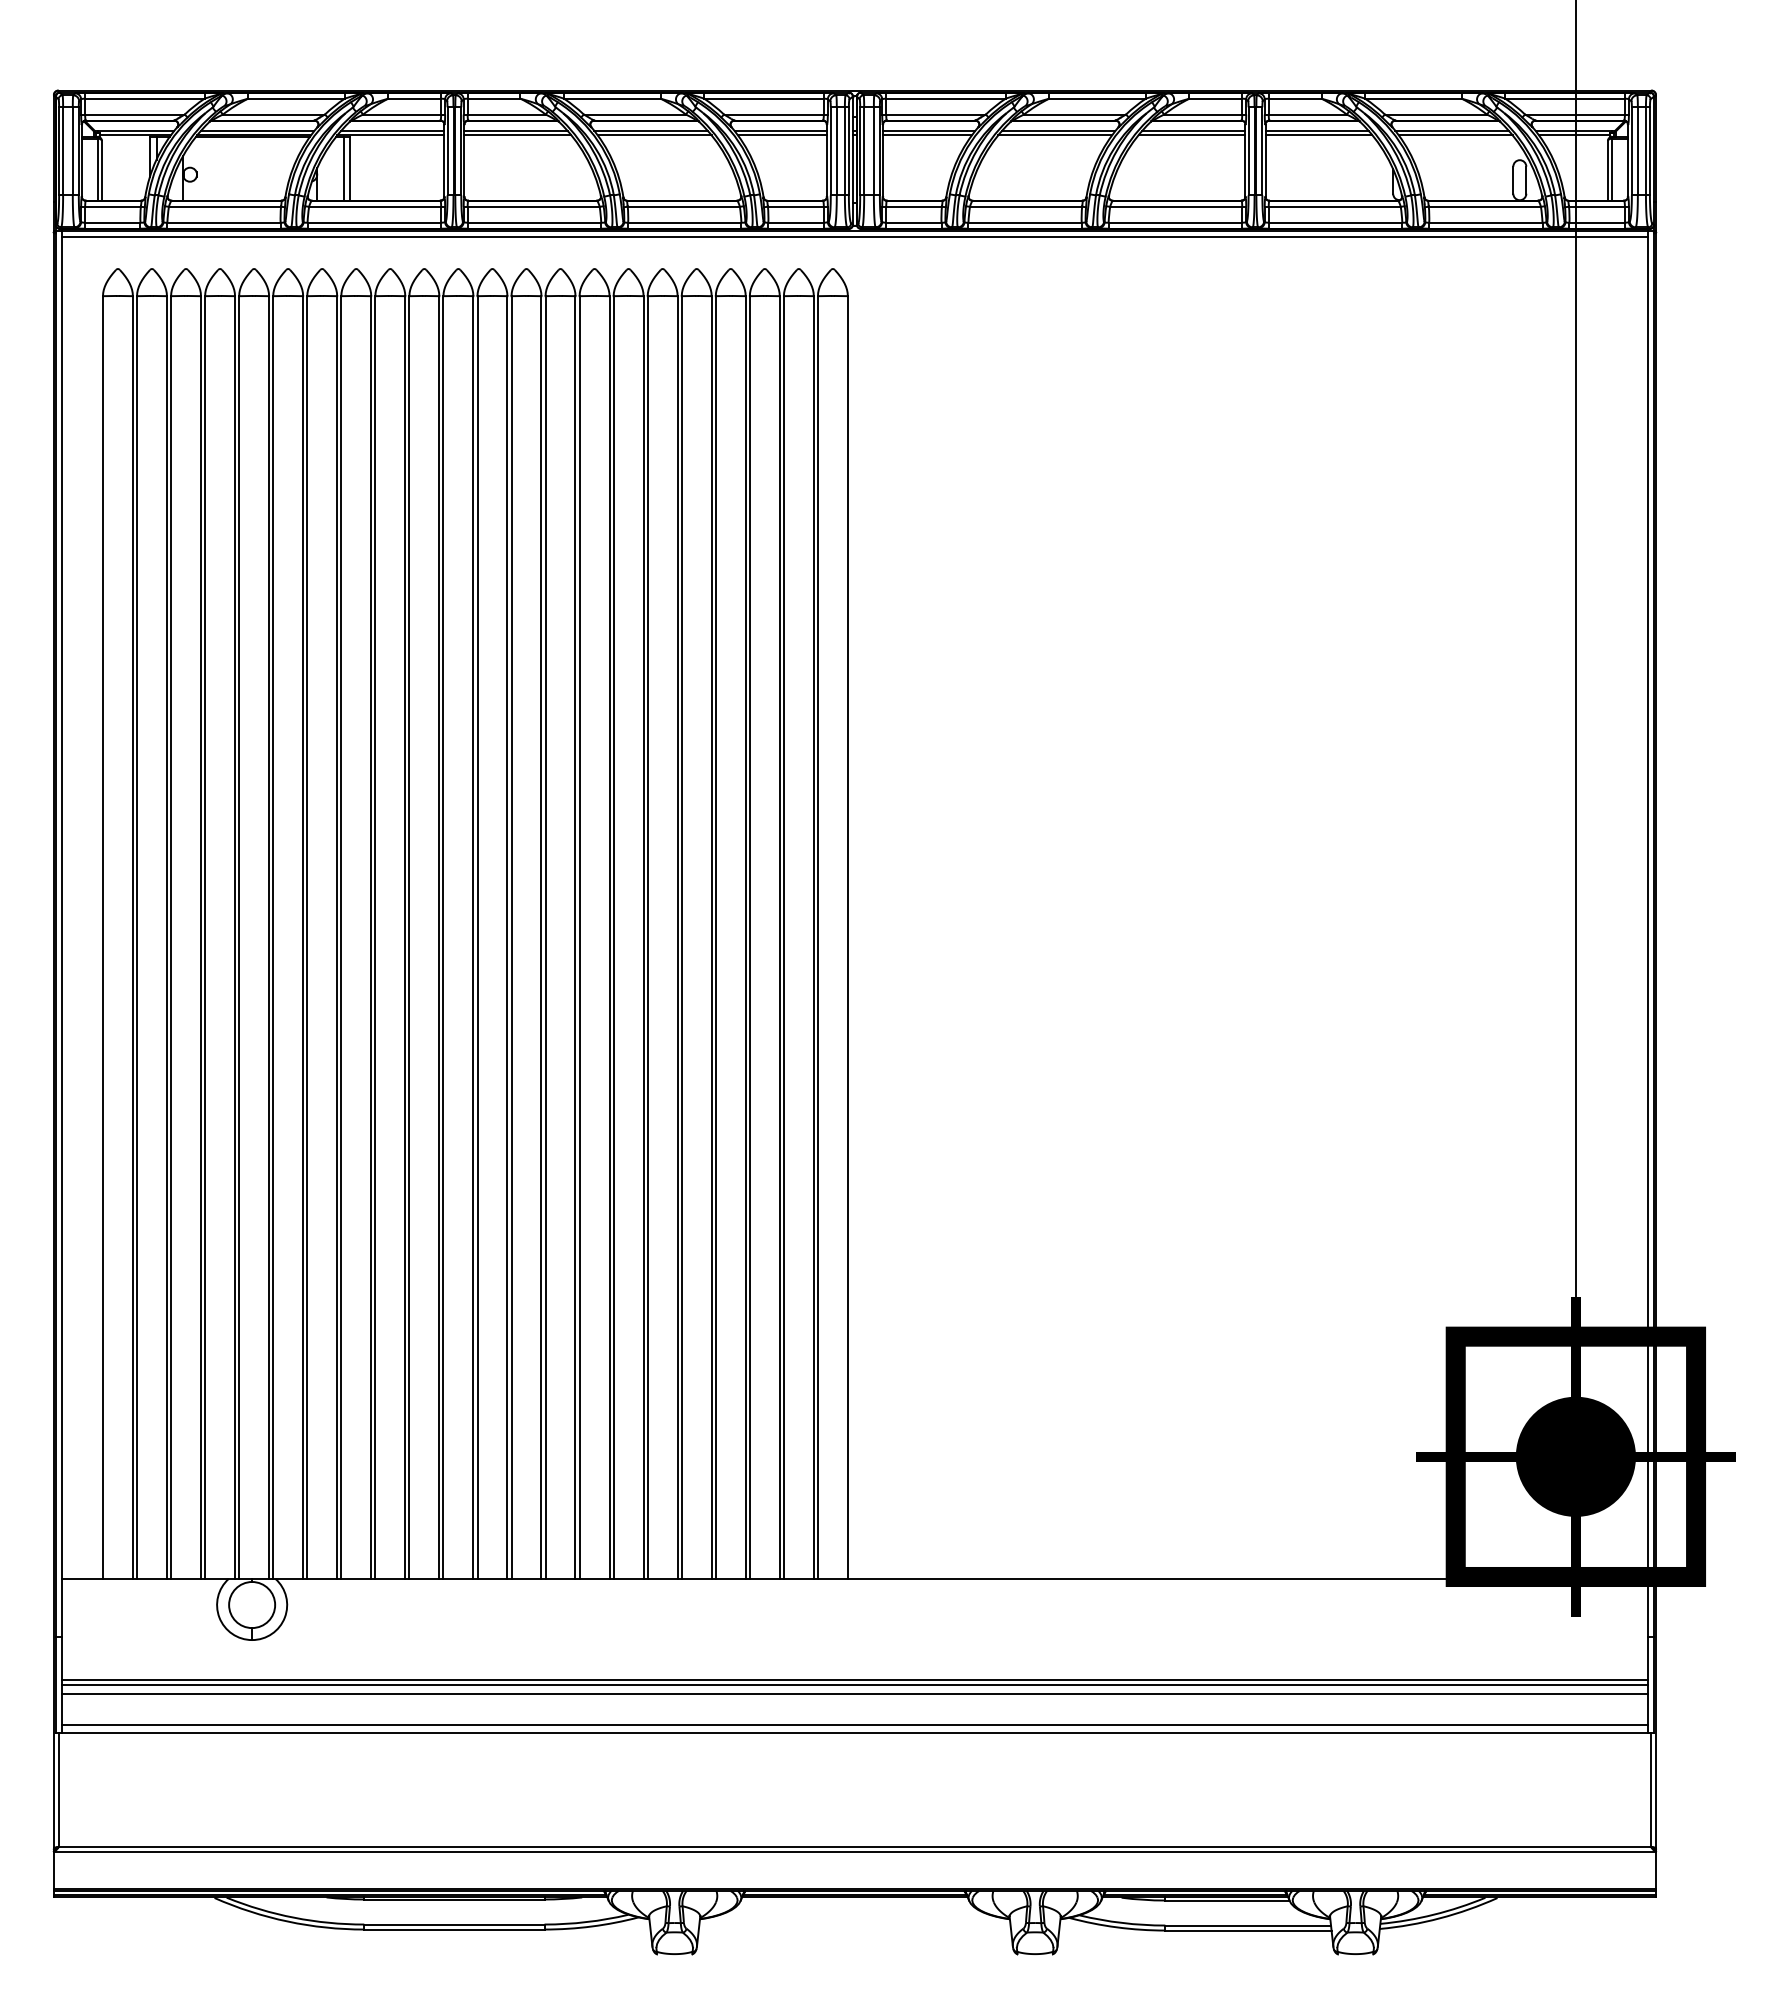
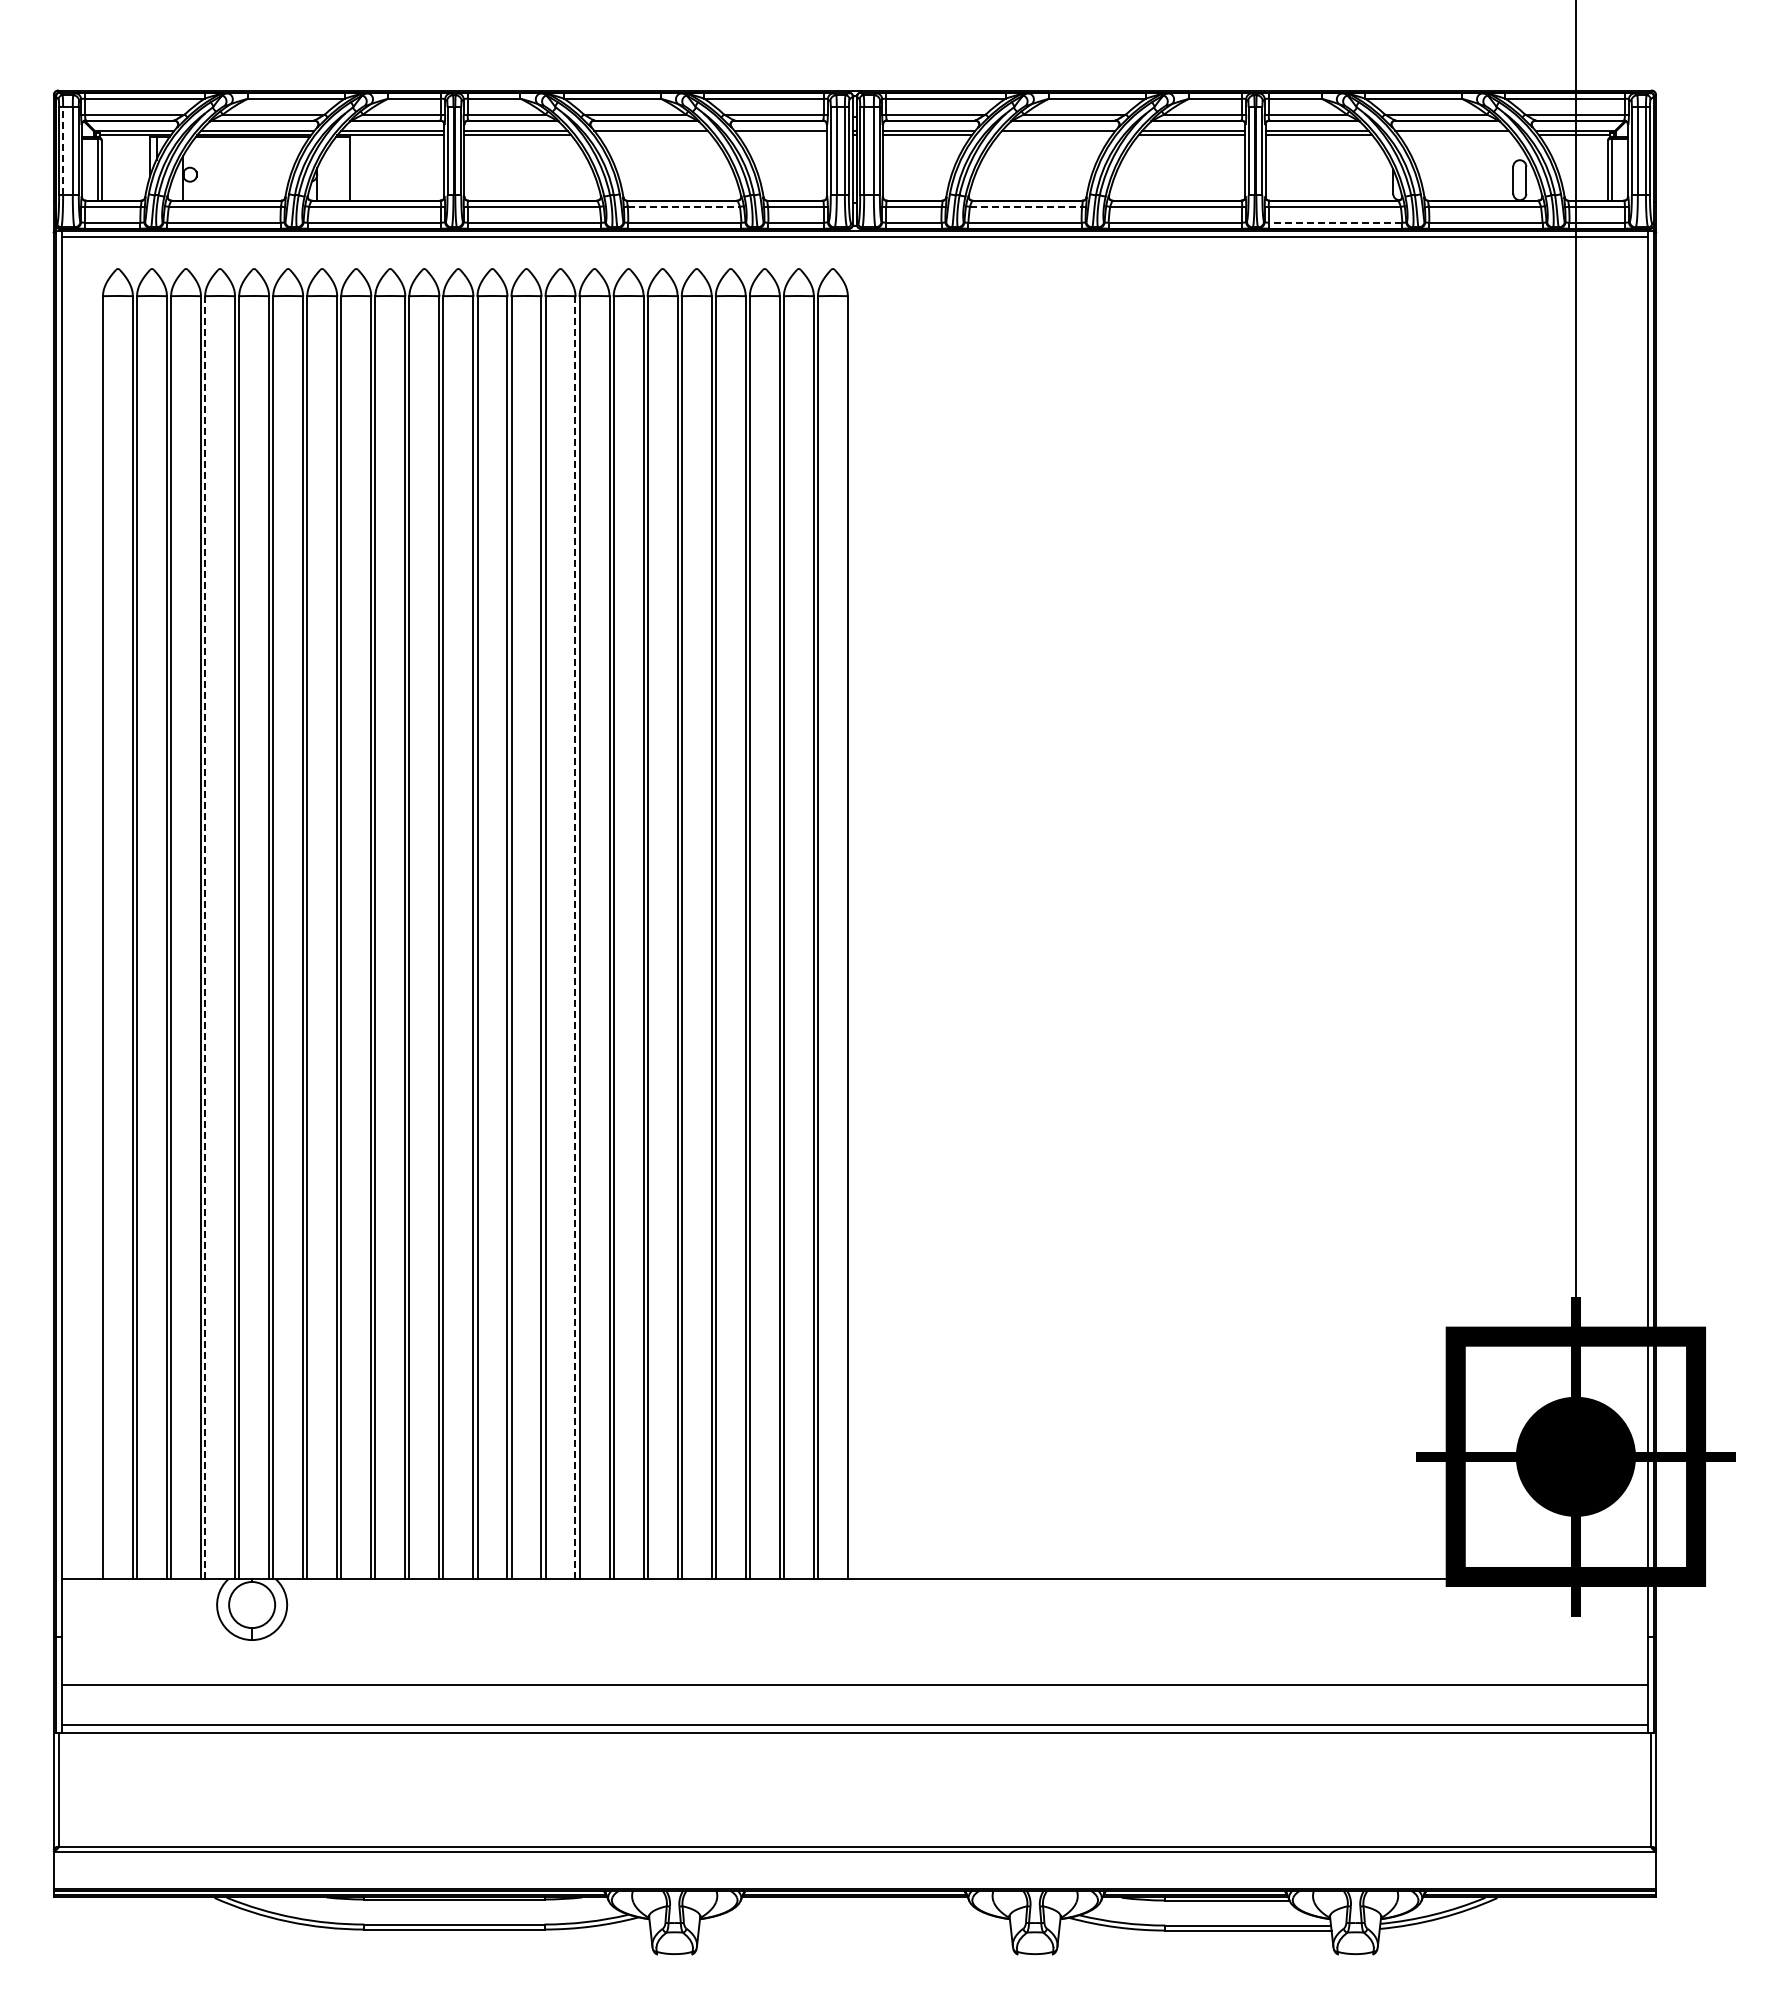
line: present -> none (654, 135)
line: present -> none (781, 135)
line: present -> none (1055, 135)
line: present -> none (1455, 135)
line: solid -> dashed (63, 150)
line: present -> none (343, 168)
line: solid -> dashed (684, 206)
line: solid -> dashed (1026, 206)
line: solid -> dashed (1335, 222)
line: solid -> dashed (205, 937)
line: solid -> dashed (575, 937)
line: present -> none (854, 1680)
line: present -> none (854, 1693)
